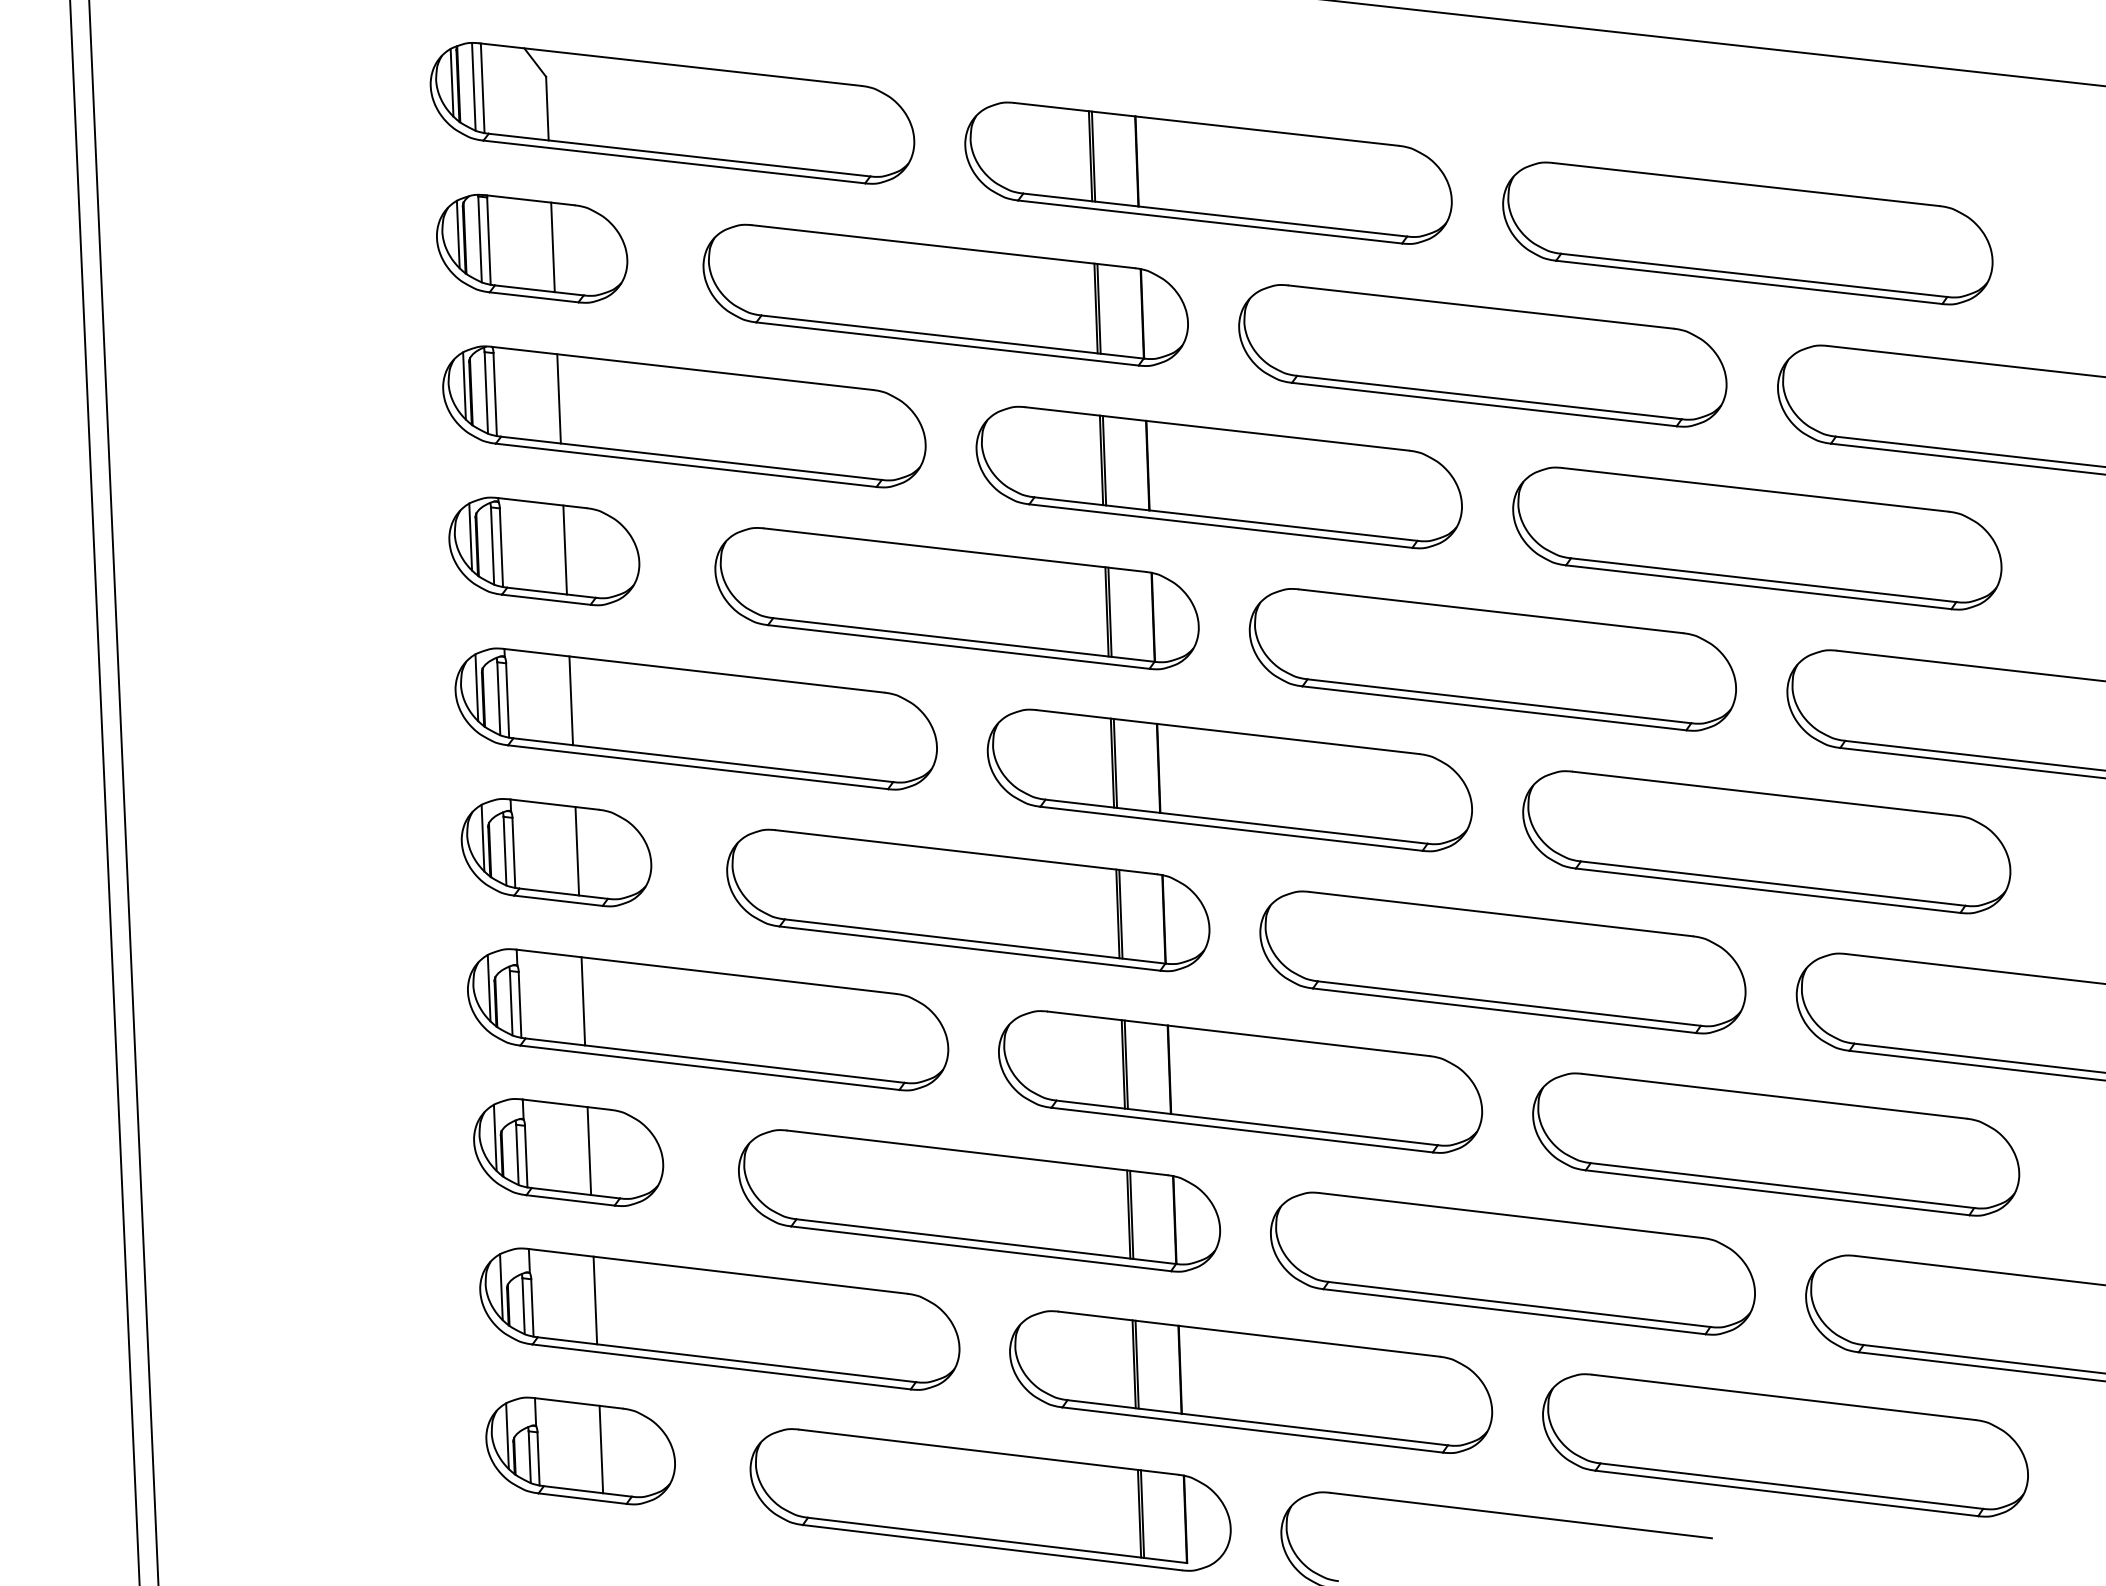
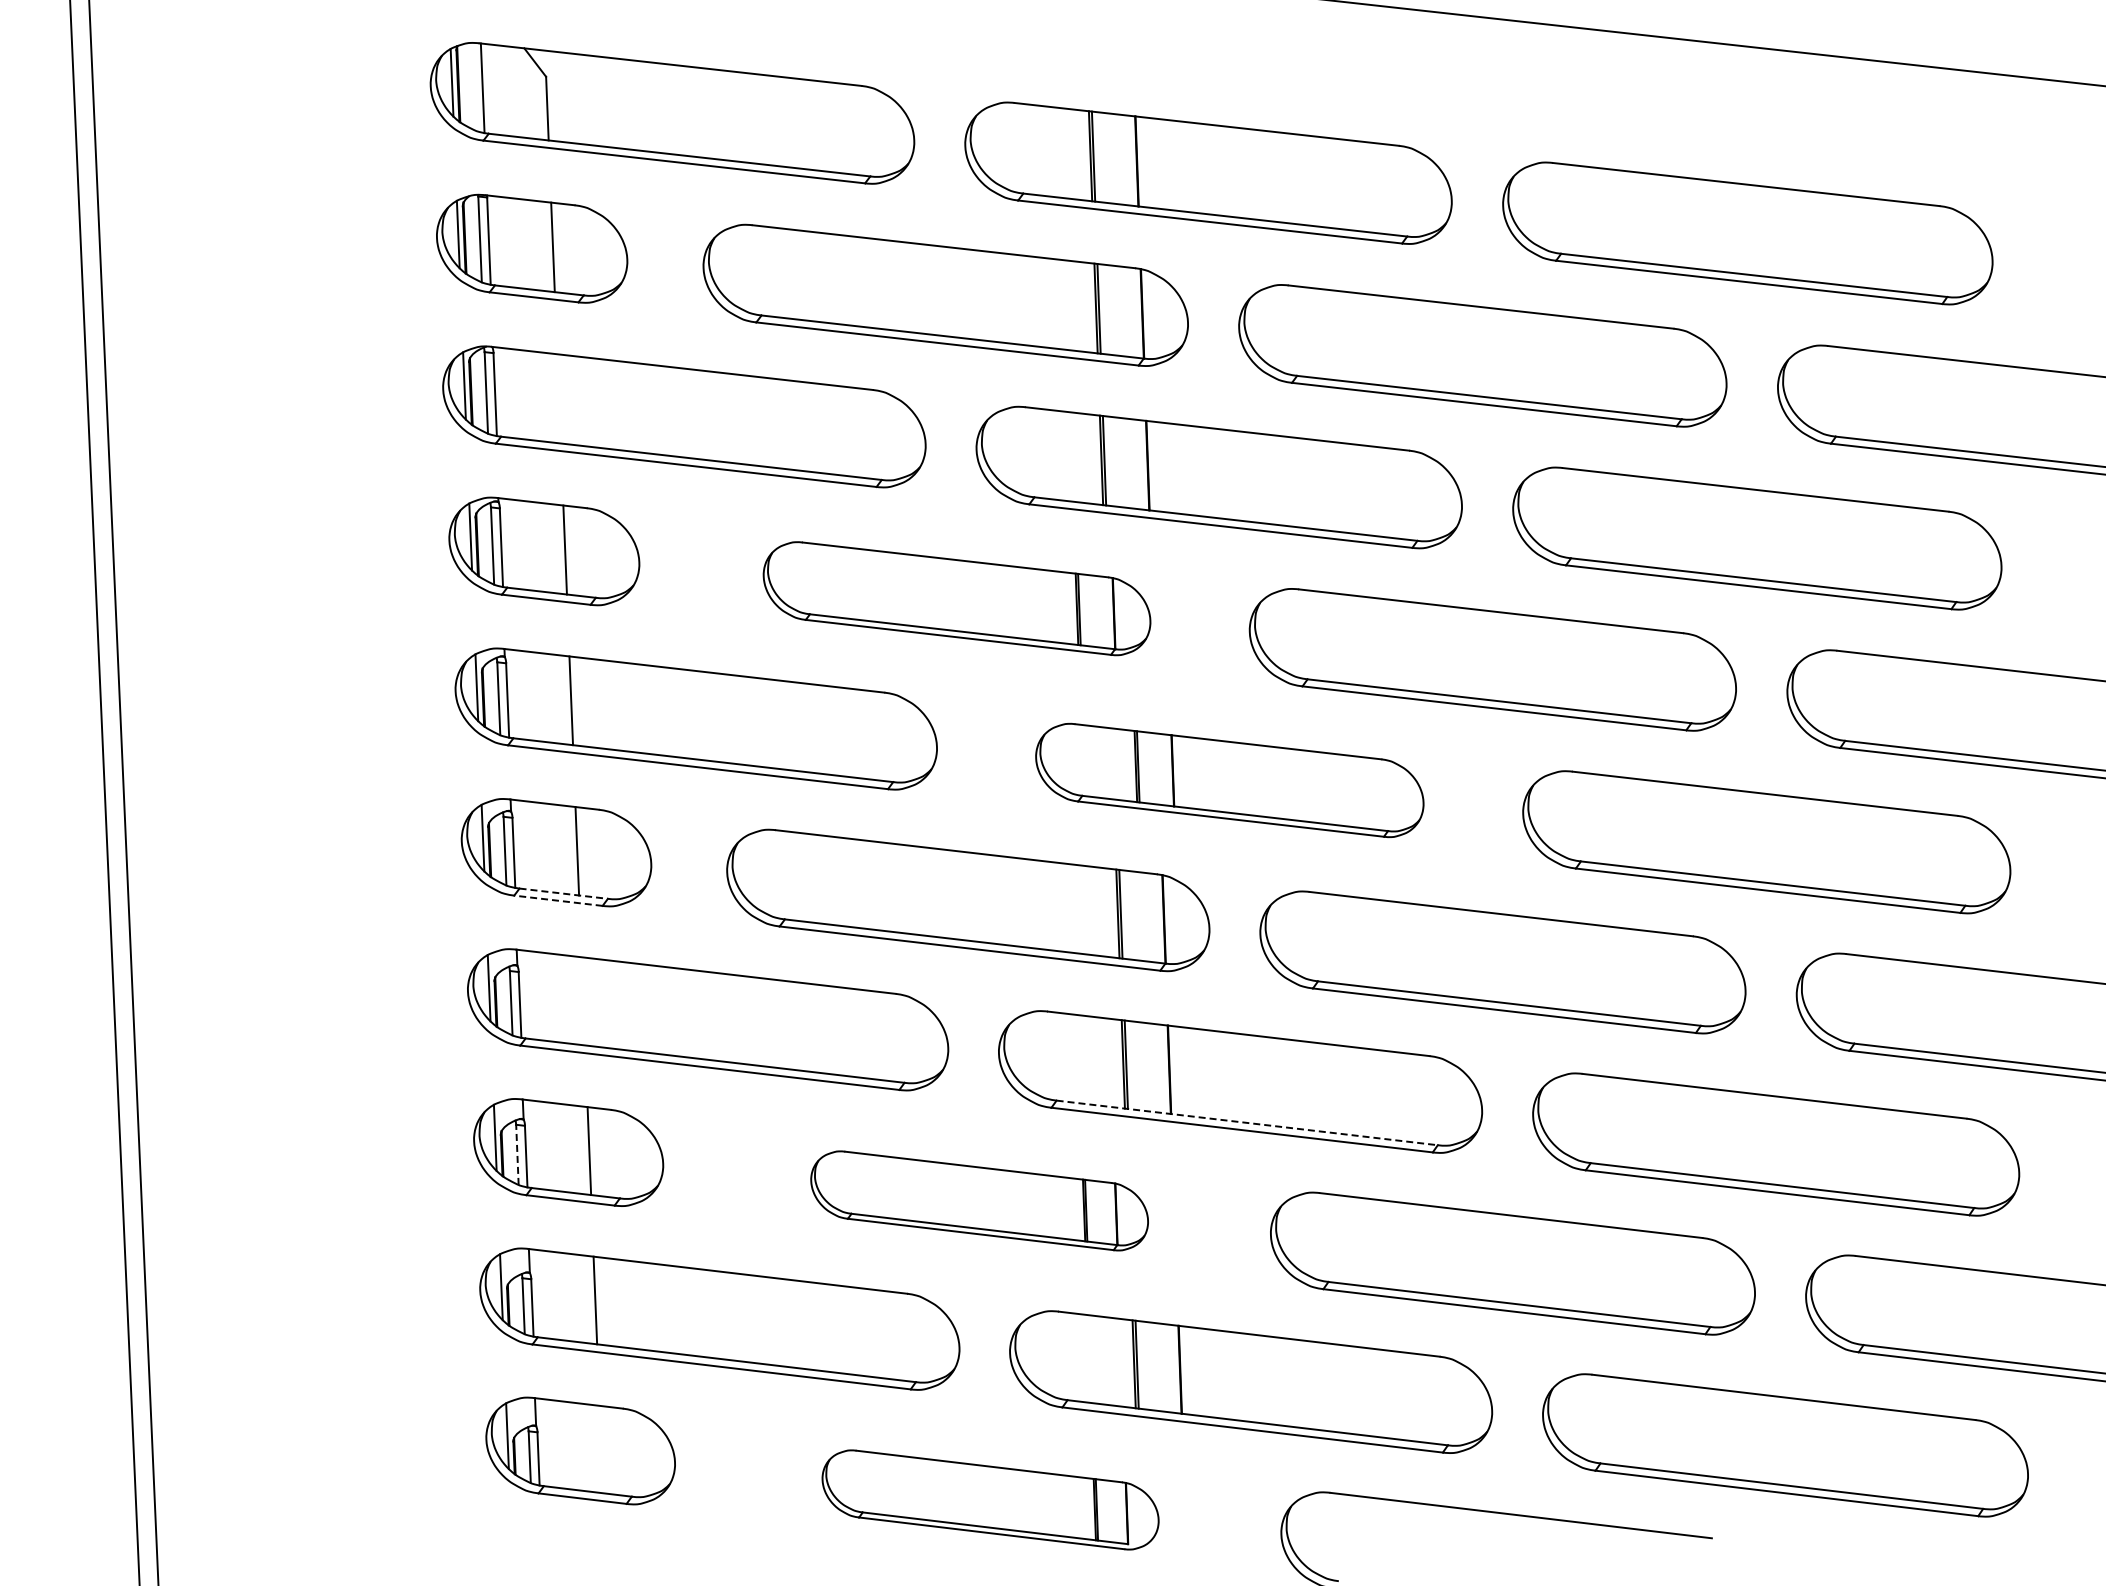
line: present -> none (473, 86)
line: present -> none (558, 398)
part size: 486x144 px -> 390x116 px (956, 598)
part size: 487x145 px -> 390x116 px (1229, 779)
line: solid -> dashed (564, 893)
line: solid -> dashed (558, 900)
line: present -> none (583, 1001)
line: solid -> dashed (1247, 1122)
line: solid -> dashed (517, 1154)
part size: 484x144 px -> 339x102 px (979, 1200)
line: present -> none (601, 1449)
part size: 483x144 px -> 339x102 px (990, 1499)
